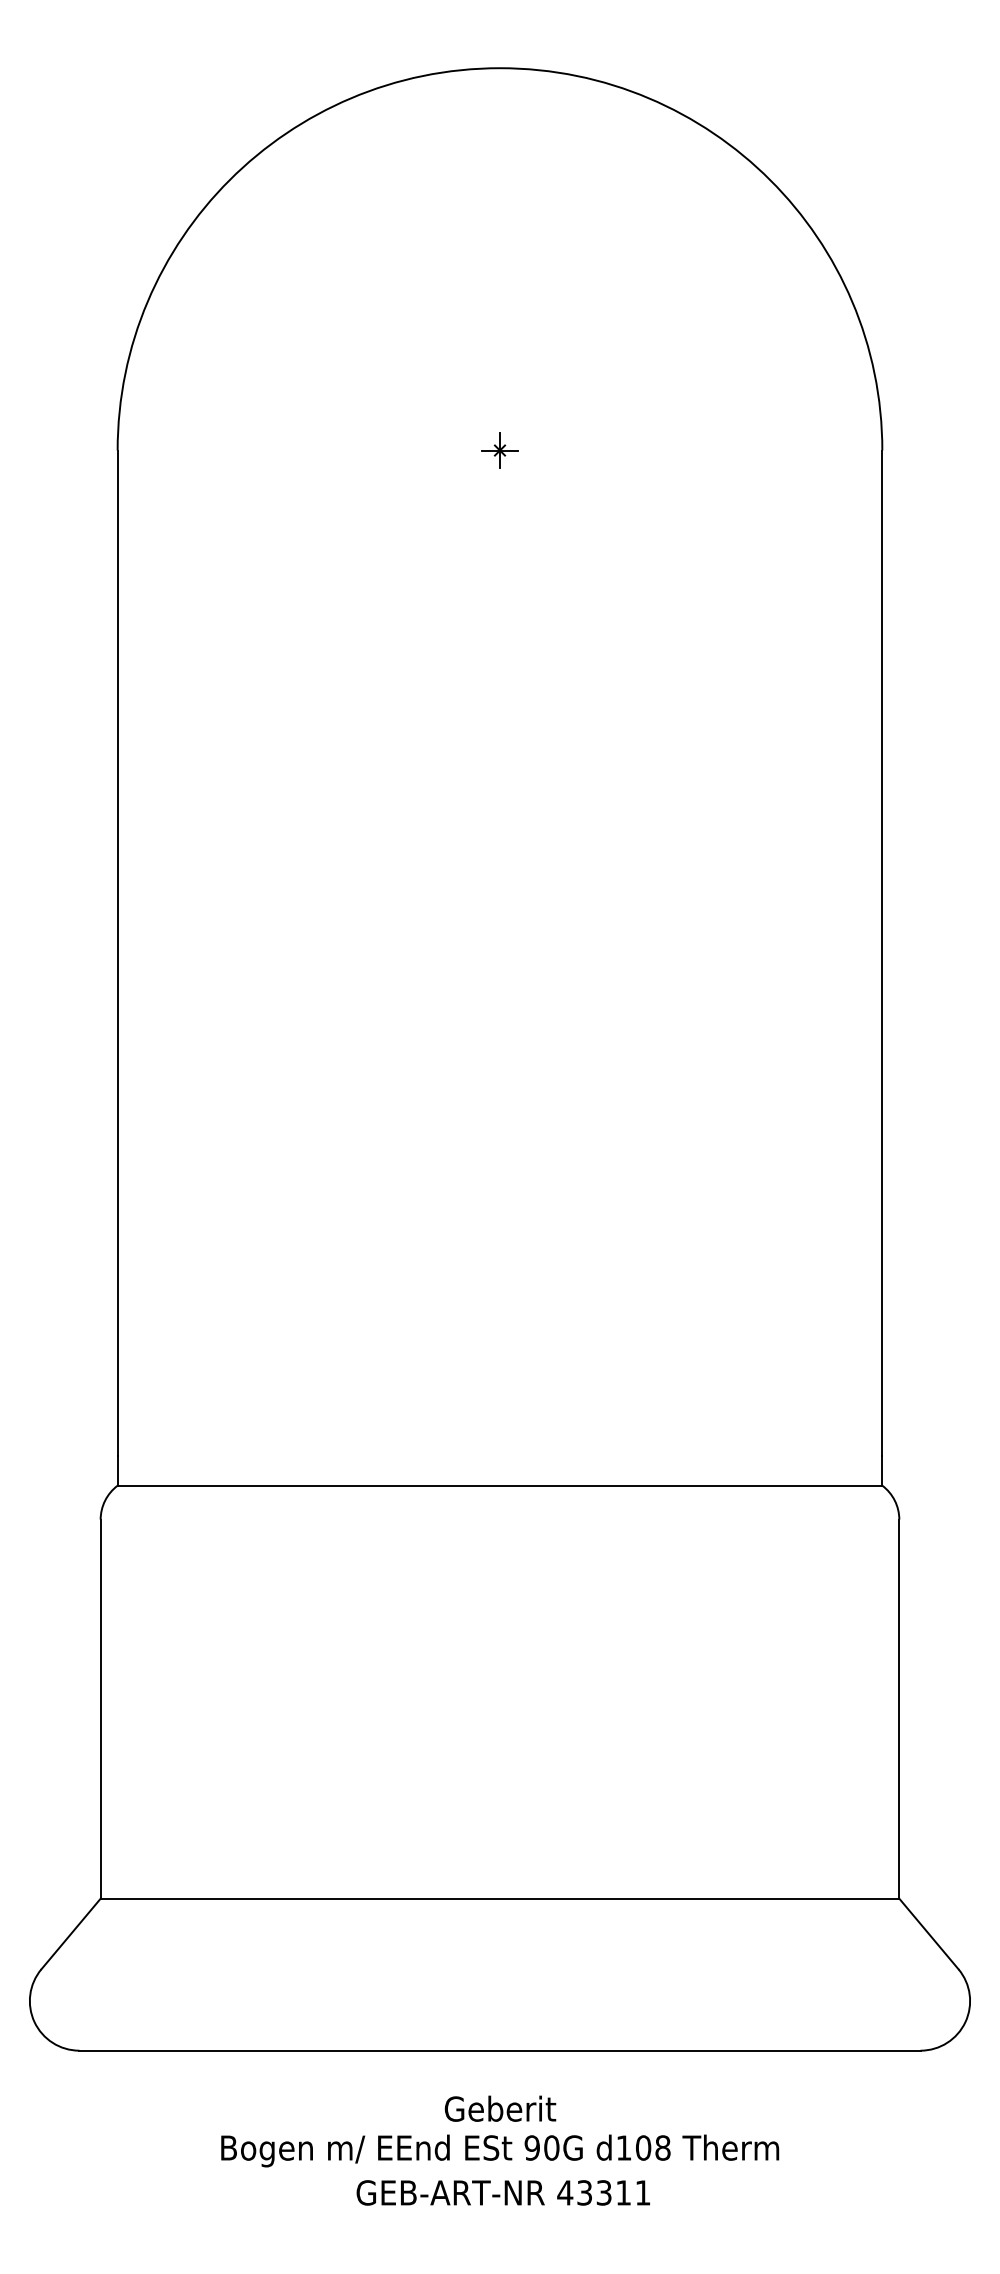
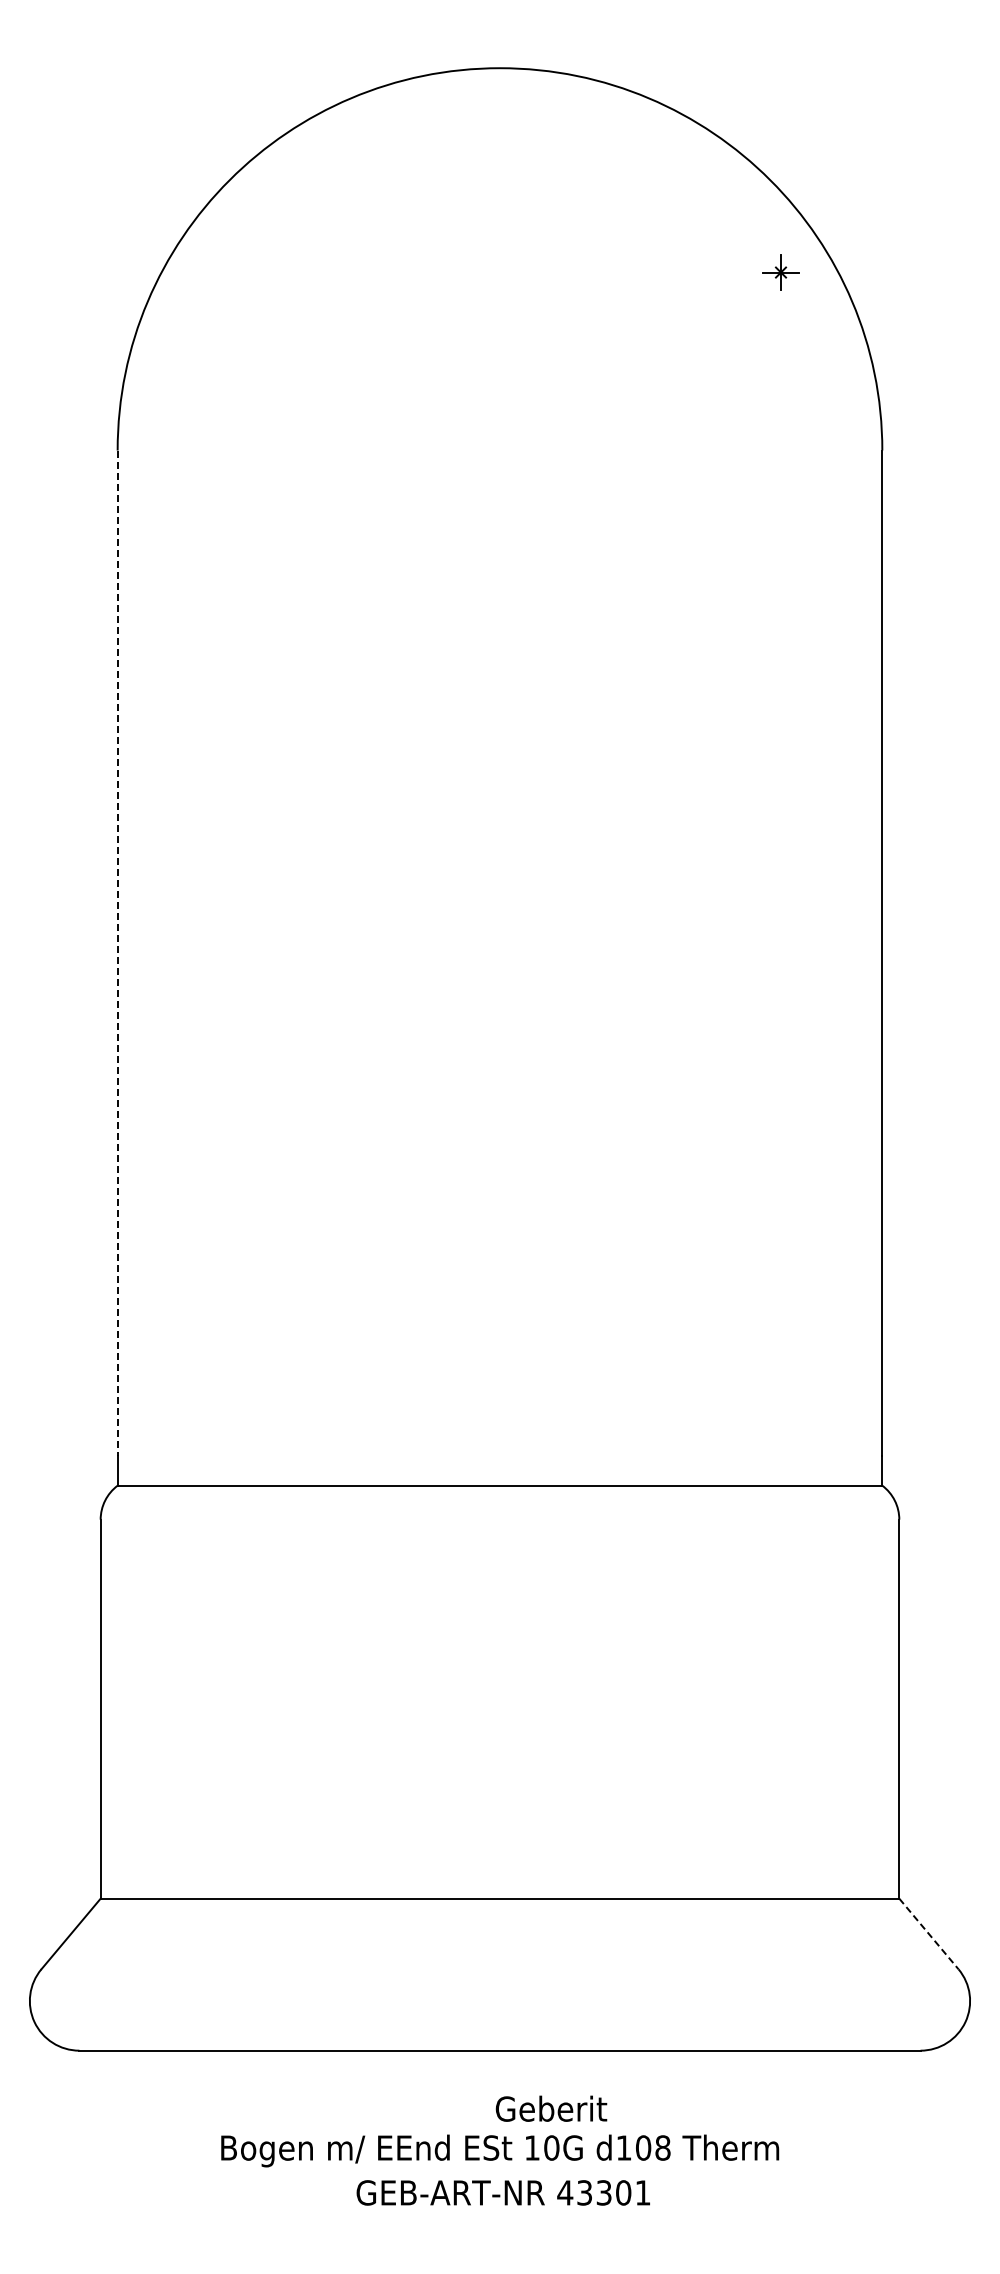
part position: (499, 450) -> (780, 272) (780, 272)
line: solid -> dashed (117, 953)
line: solid -> dashed (929, 1934)
text position: (500, 2108) -> (551, 2108) (551, 2108)
text: 90G -> 10G (531, 2147)
text: 43311 -> 43301 (623, 2192)
